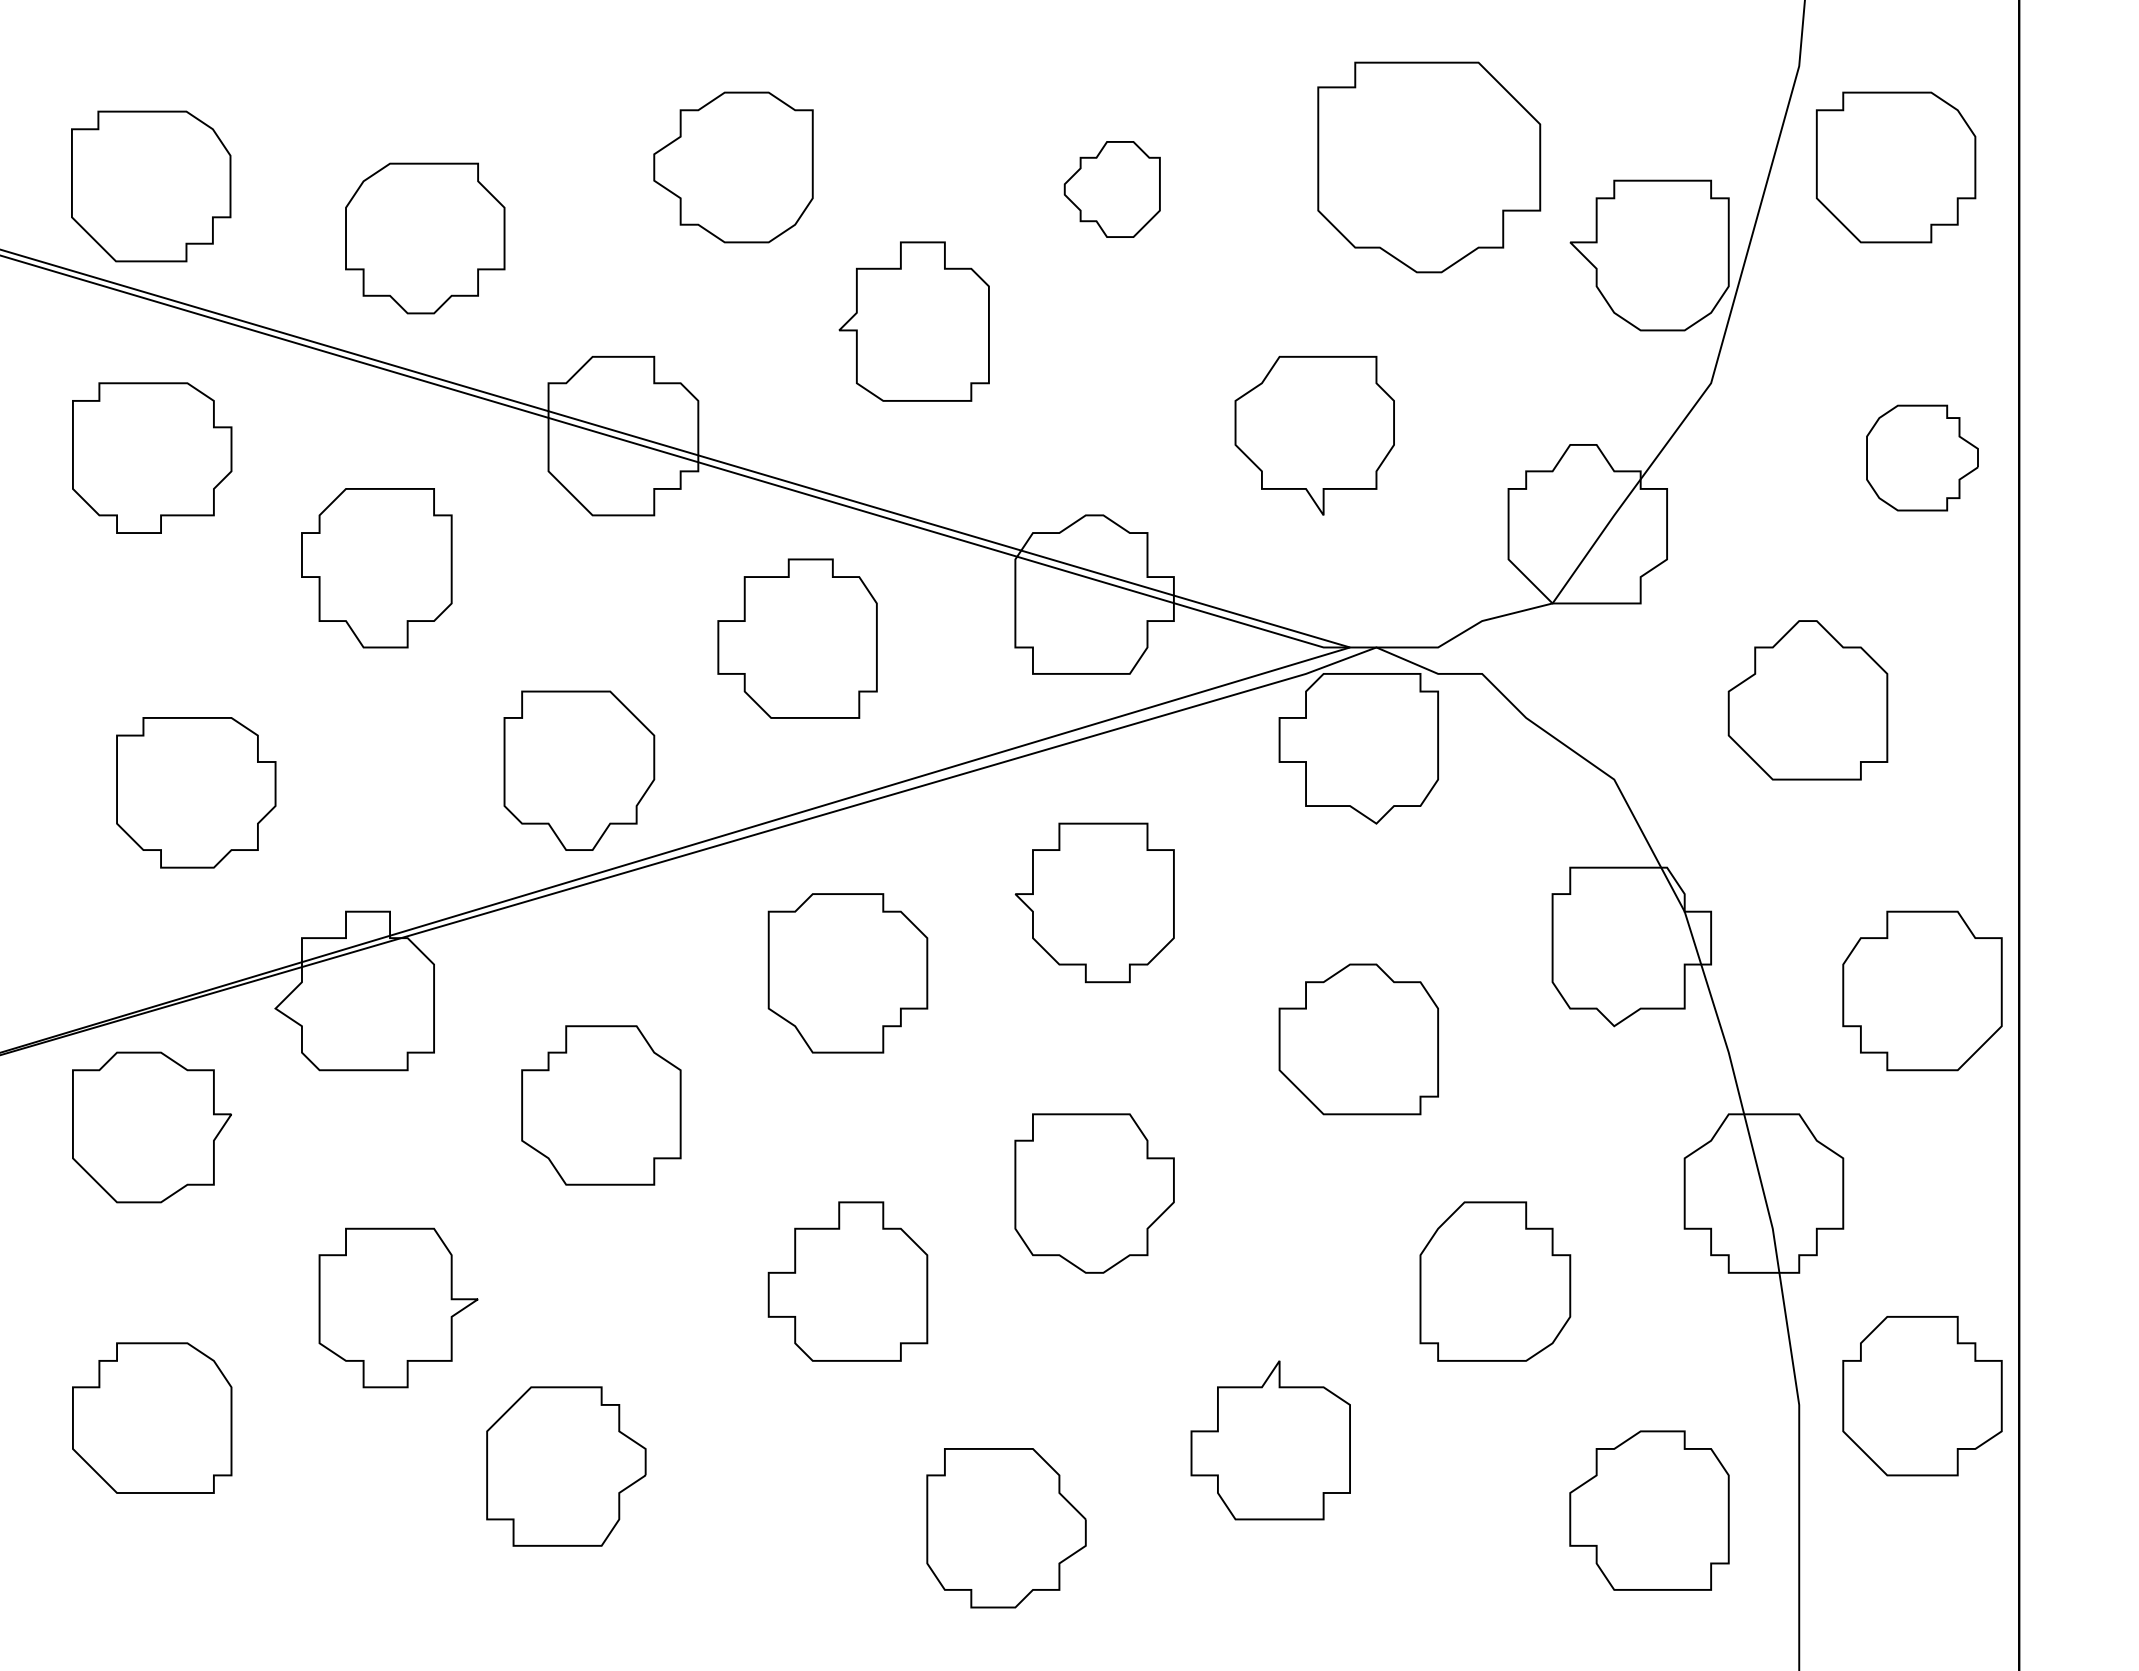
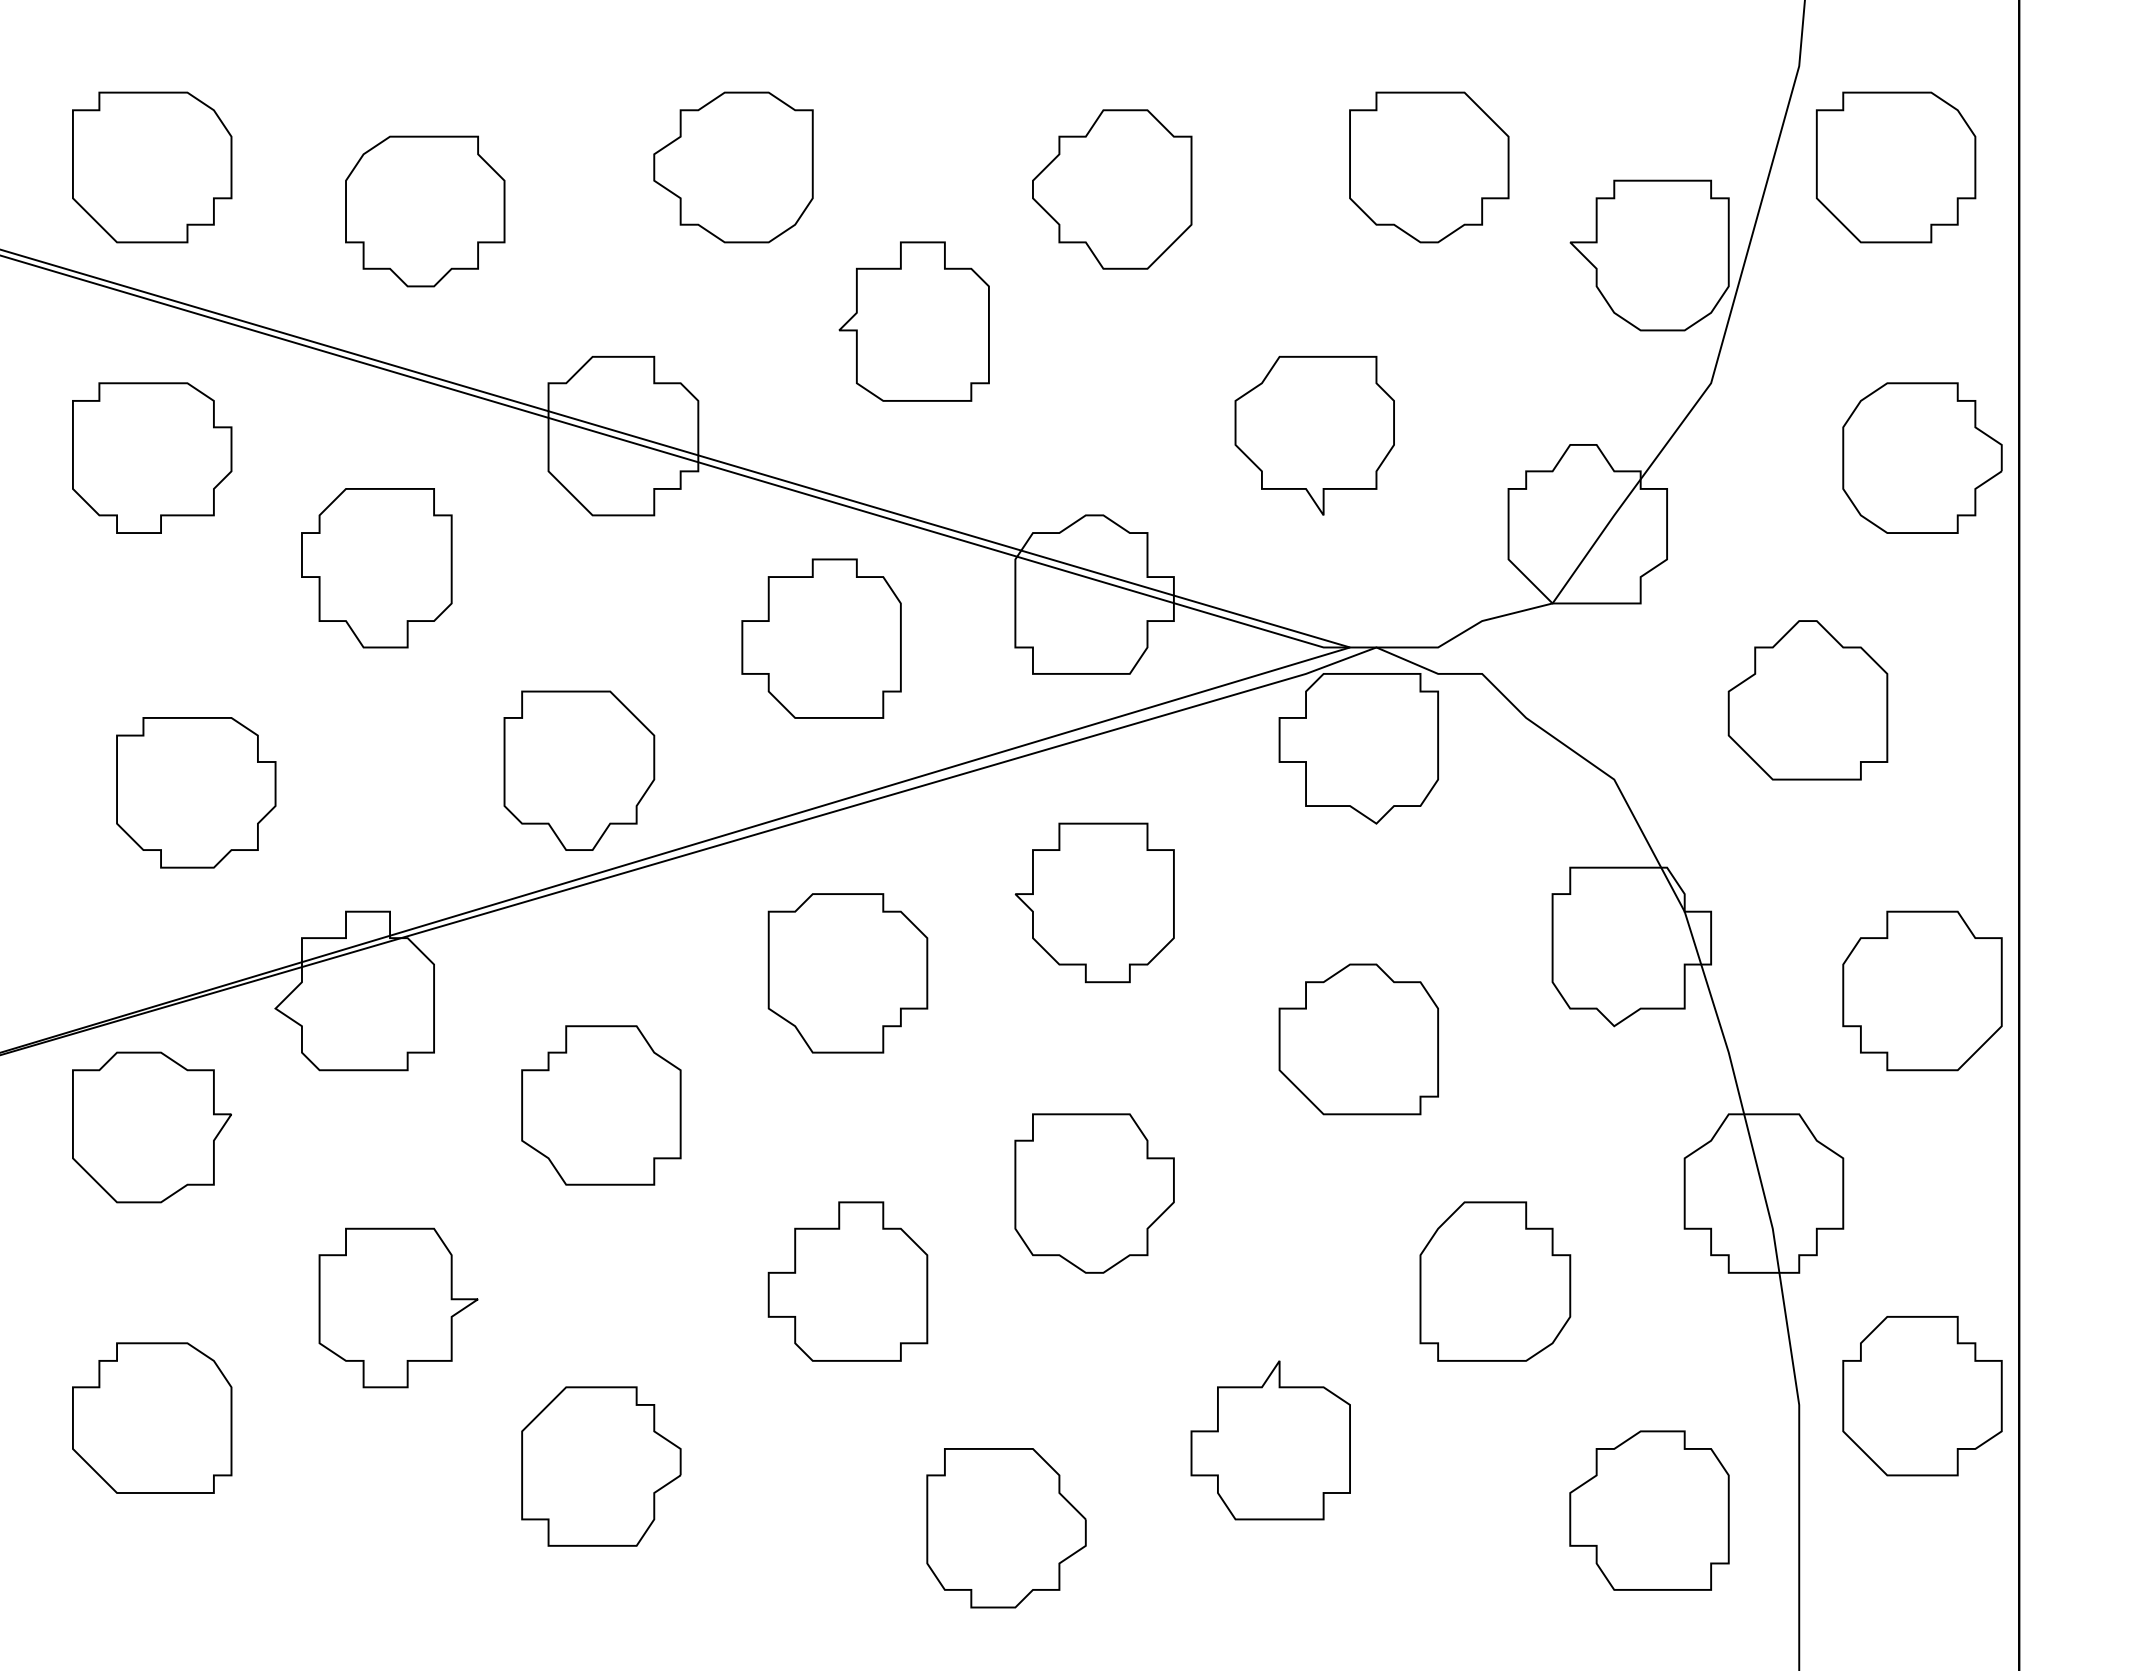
part size: 225x213 px -> 161x153 px (1429, 167)
part position: (151, 186) -> (152, 167) (152, 167)
part size: 98x97 px -> 161x161 px (1112, 189)
part position: (425, 238) -> (425, 211) (425, 211)
part size: 113x108 px -> 161x152 px (1922, 457)
part position: (797, 638) -> (821, 638) (821, 638)
part position: (566, 1466) -> (601, 1466) (601, 1466)
